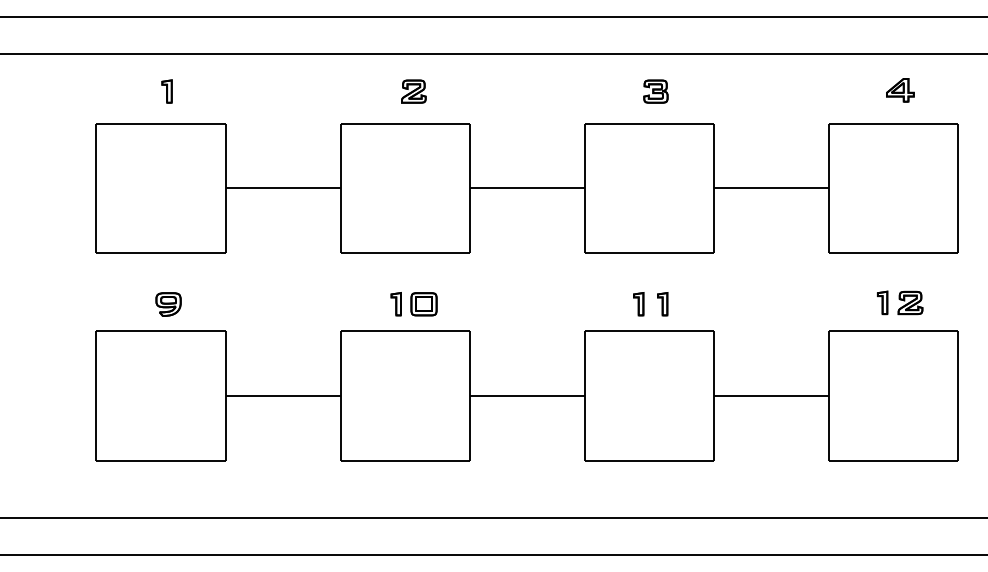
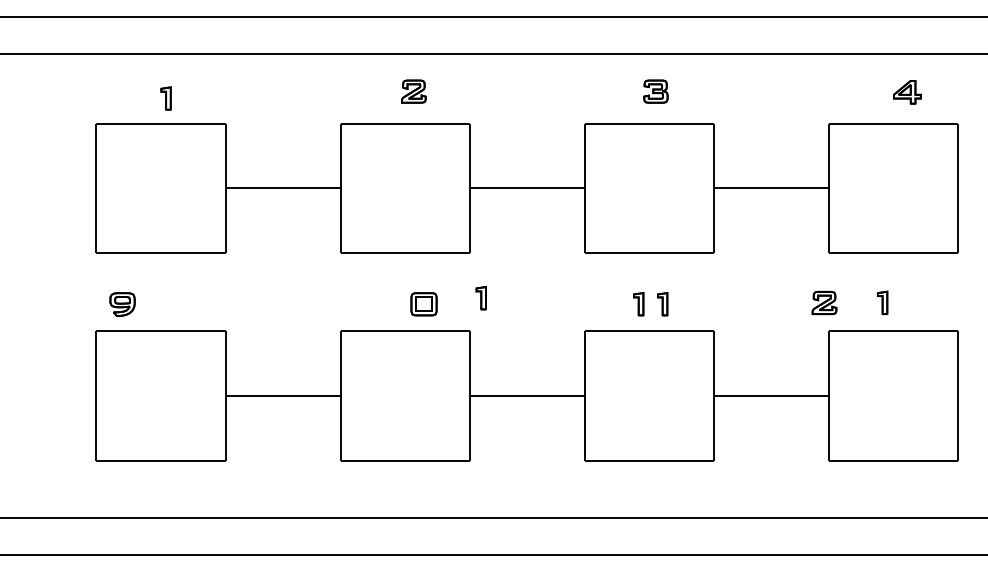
part position: (900, 90) -> (907, 92) (907, 92)
part position: (166, 91) -> (165, 98) (165, 98)
part position: (910, 302) -> (824, 302) (824, 302)
part position: (168, 304) -> (122, 304) (122, 304)
part position: (395, 304) -> (480, 298) (480, 298)
